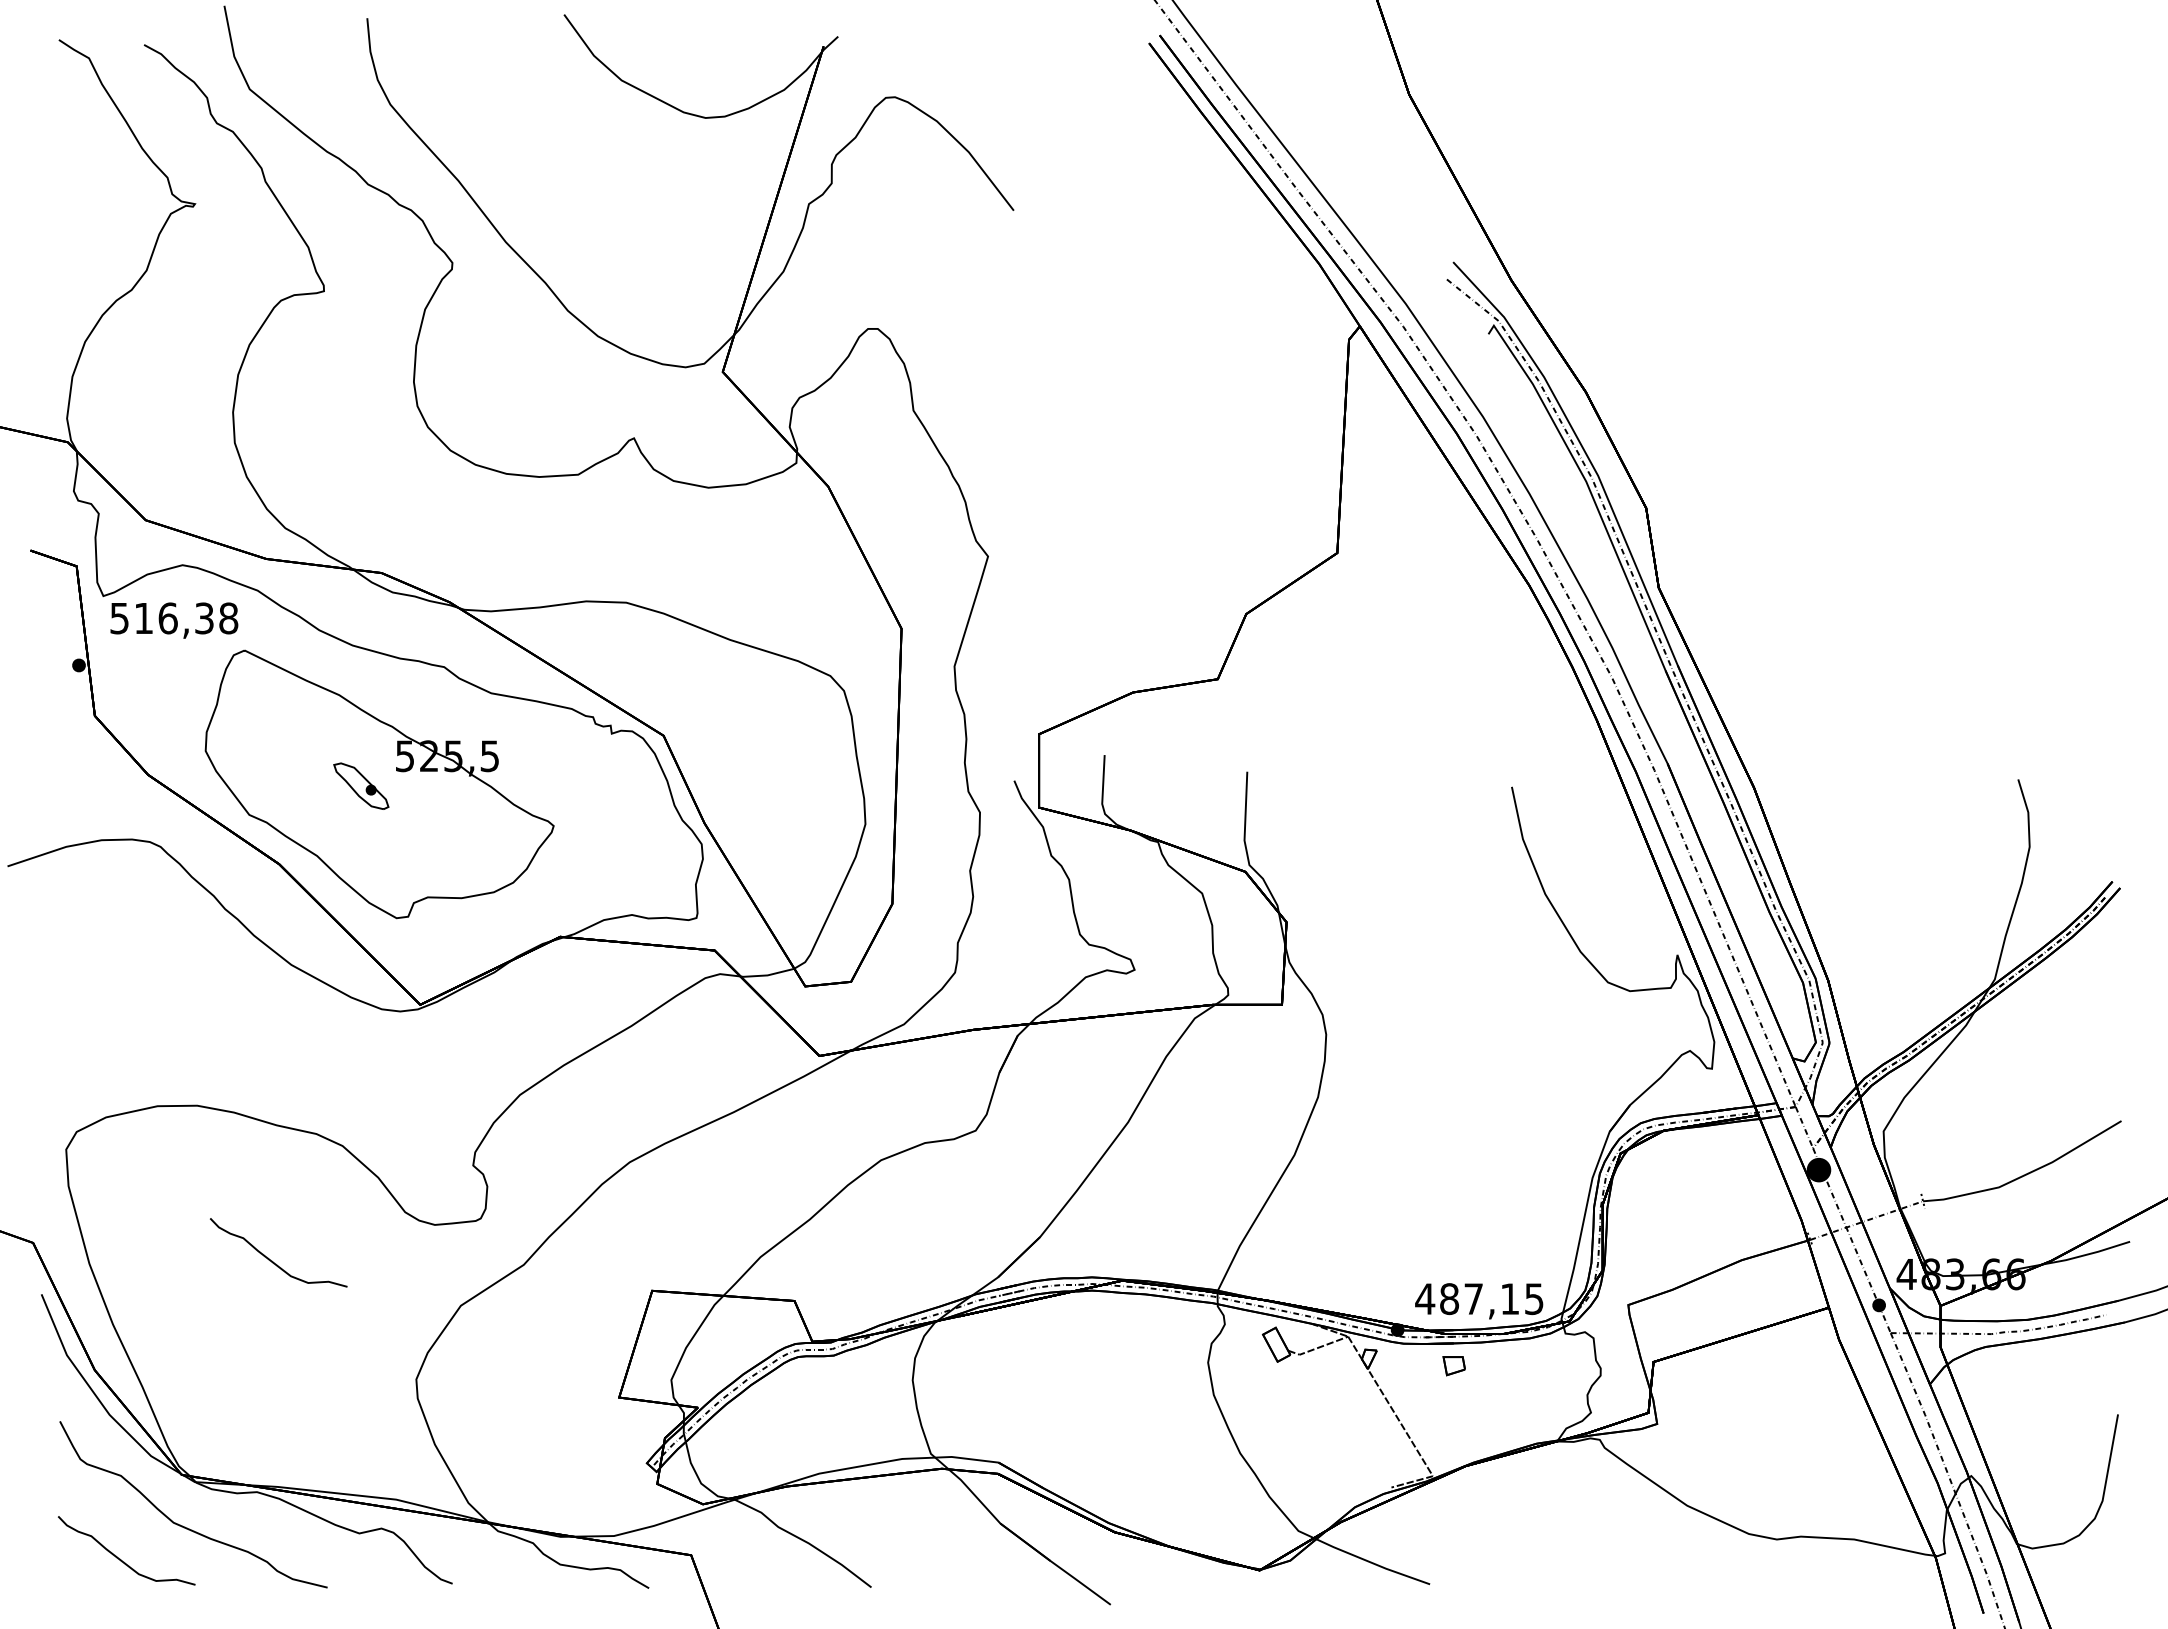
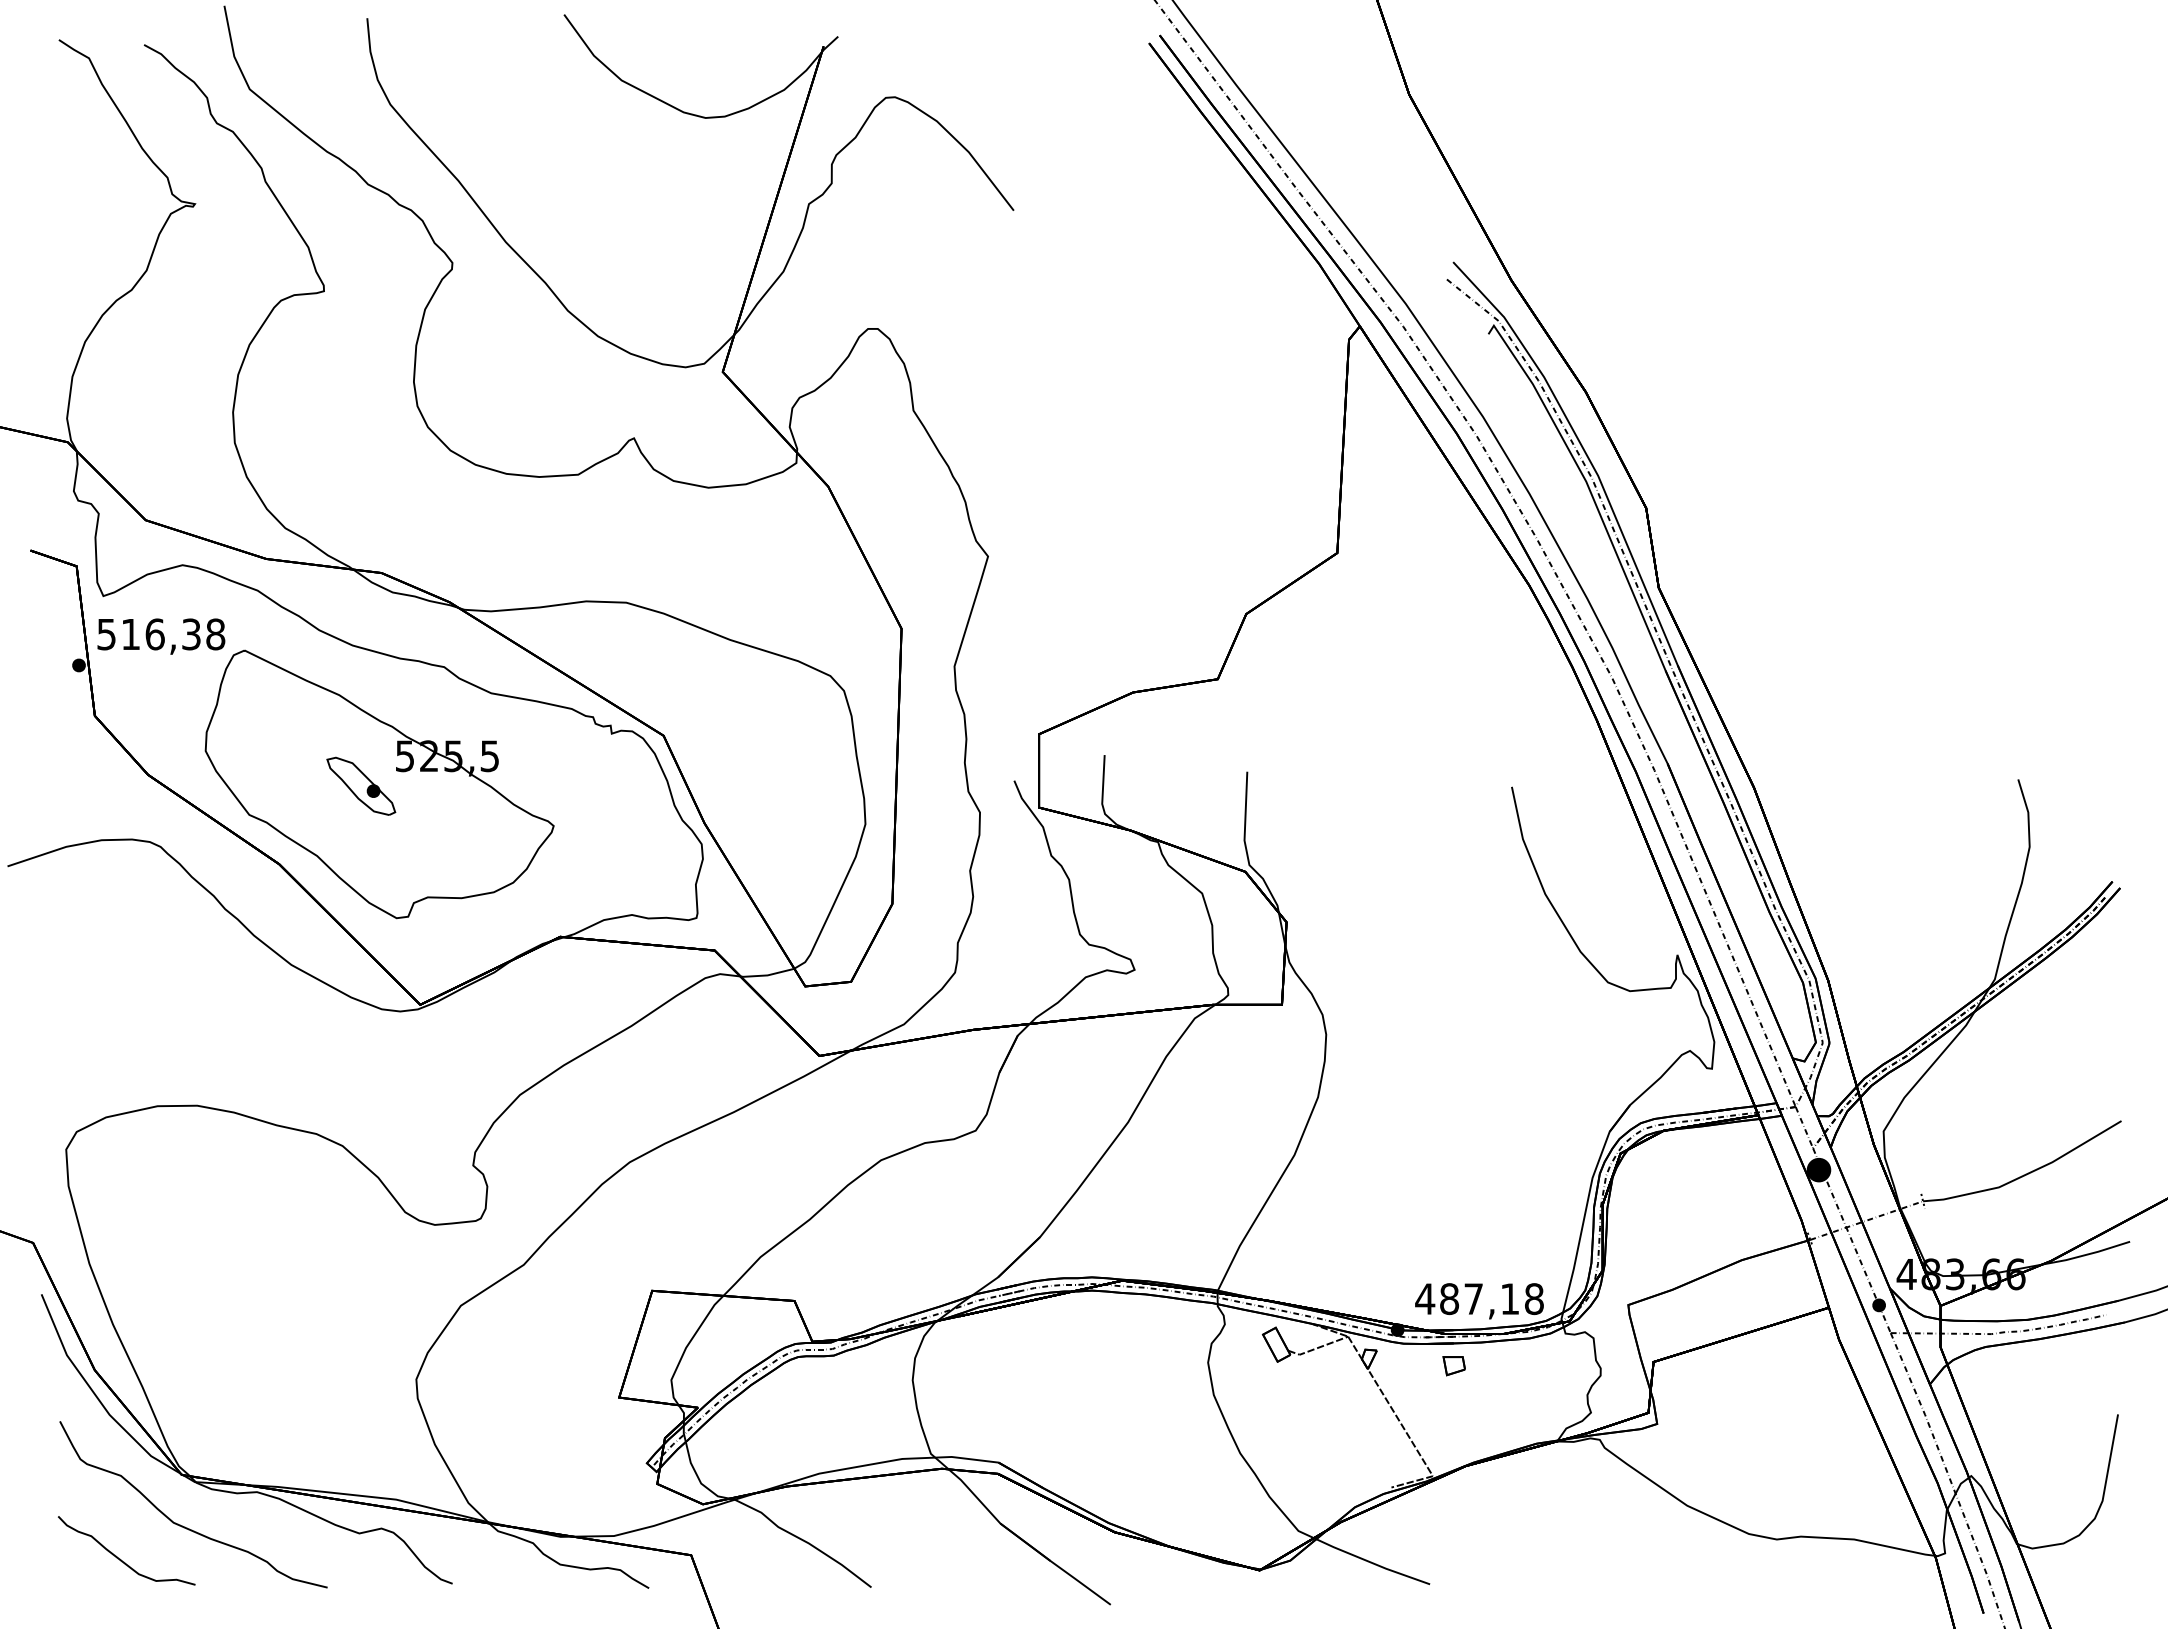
text position: (174, 620) -> (161, 636) (161, 636)
part size: 57x48 px -> 71x60 px (361, 785)
curve: present -> none (272, 1260)
text: 487,15 -> 487,18 (1534, 1299)
